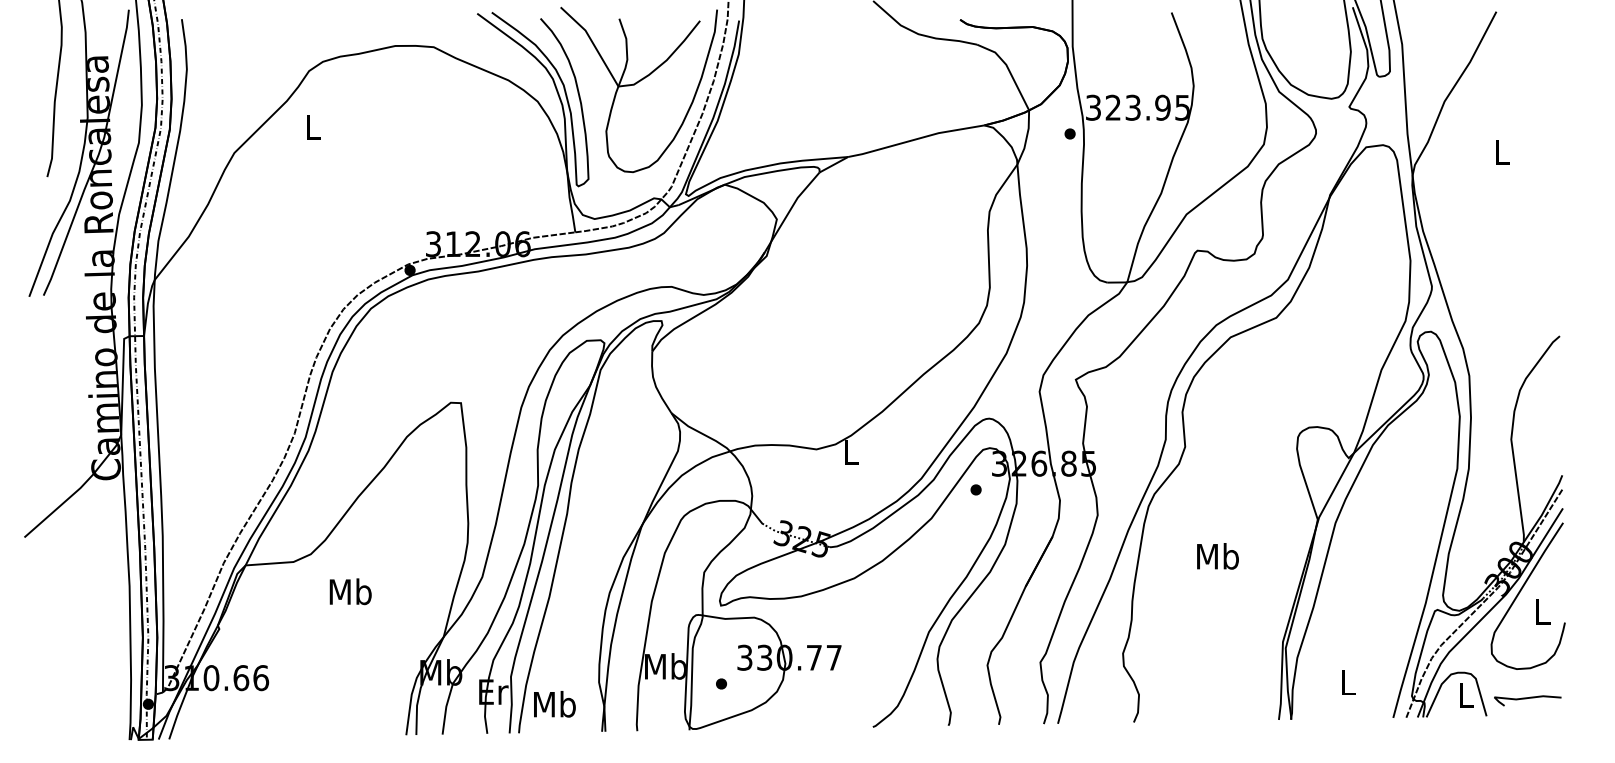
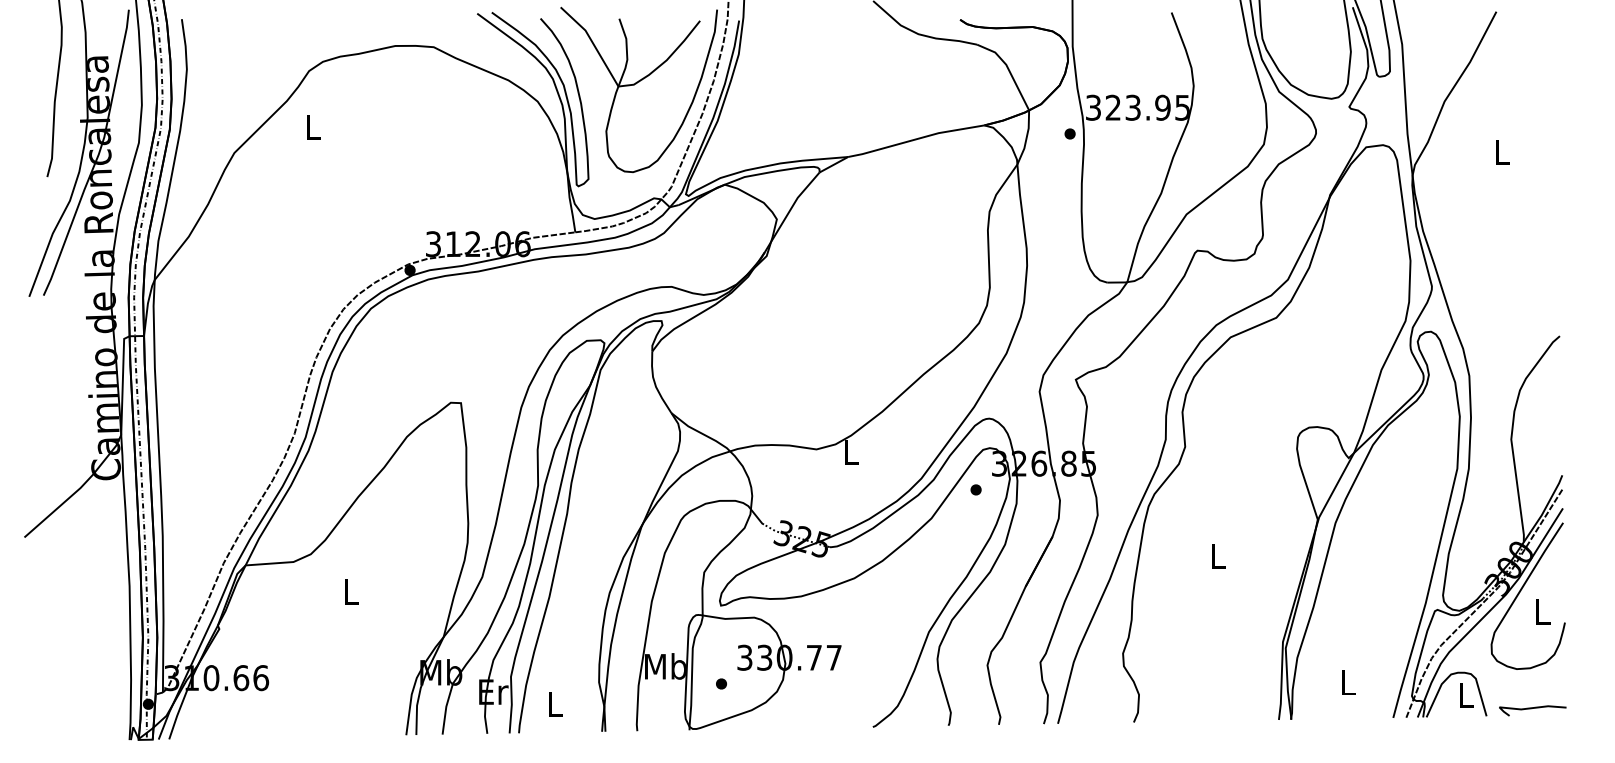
text: Mb -> L (1217, 556)
text: Mb -> L (350, 591)
curve position: (1526, 699) -> (1531, 709) (1531, 709)
text: Mb -> L (554, 704)
